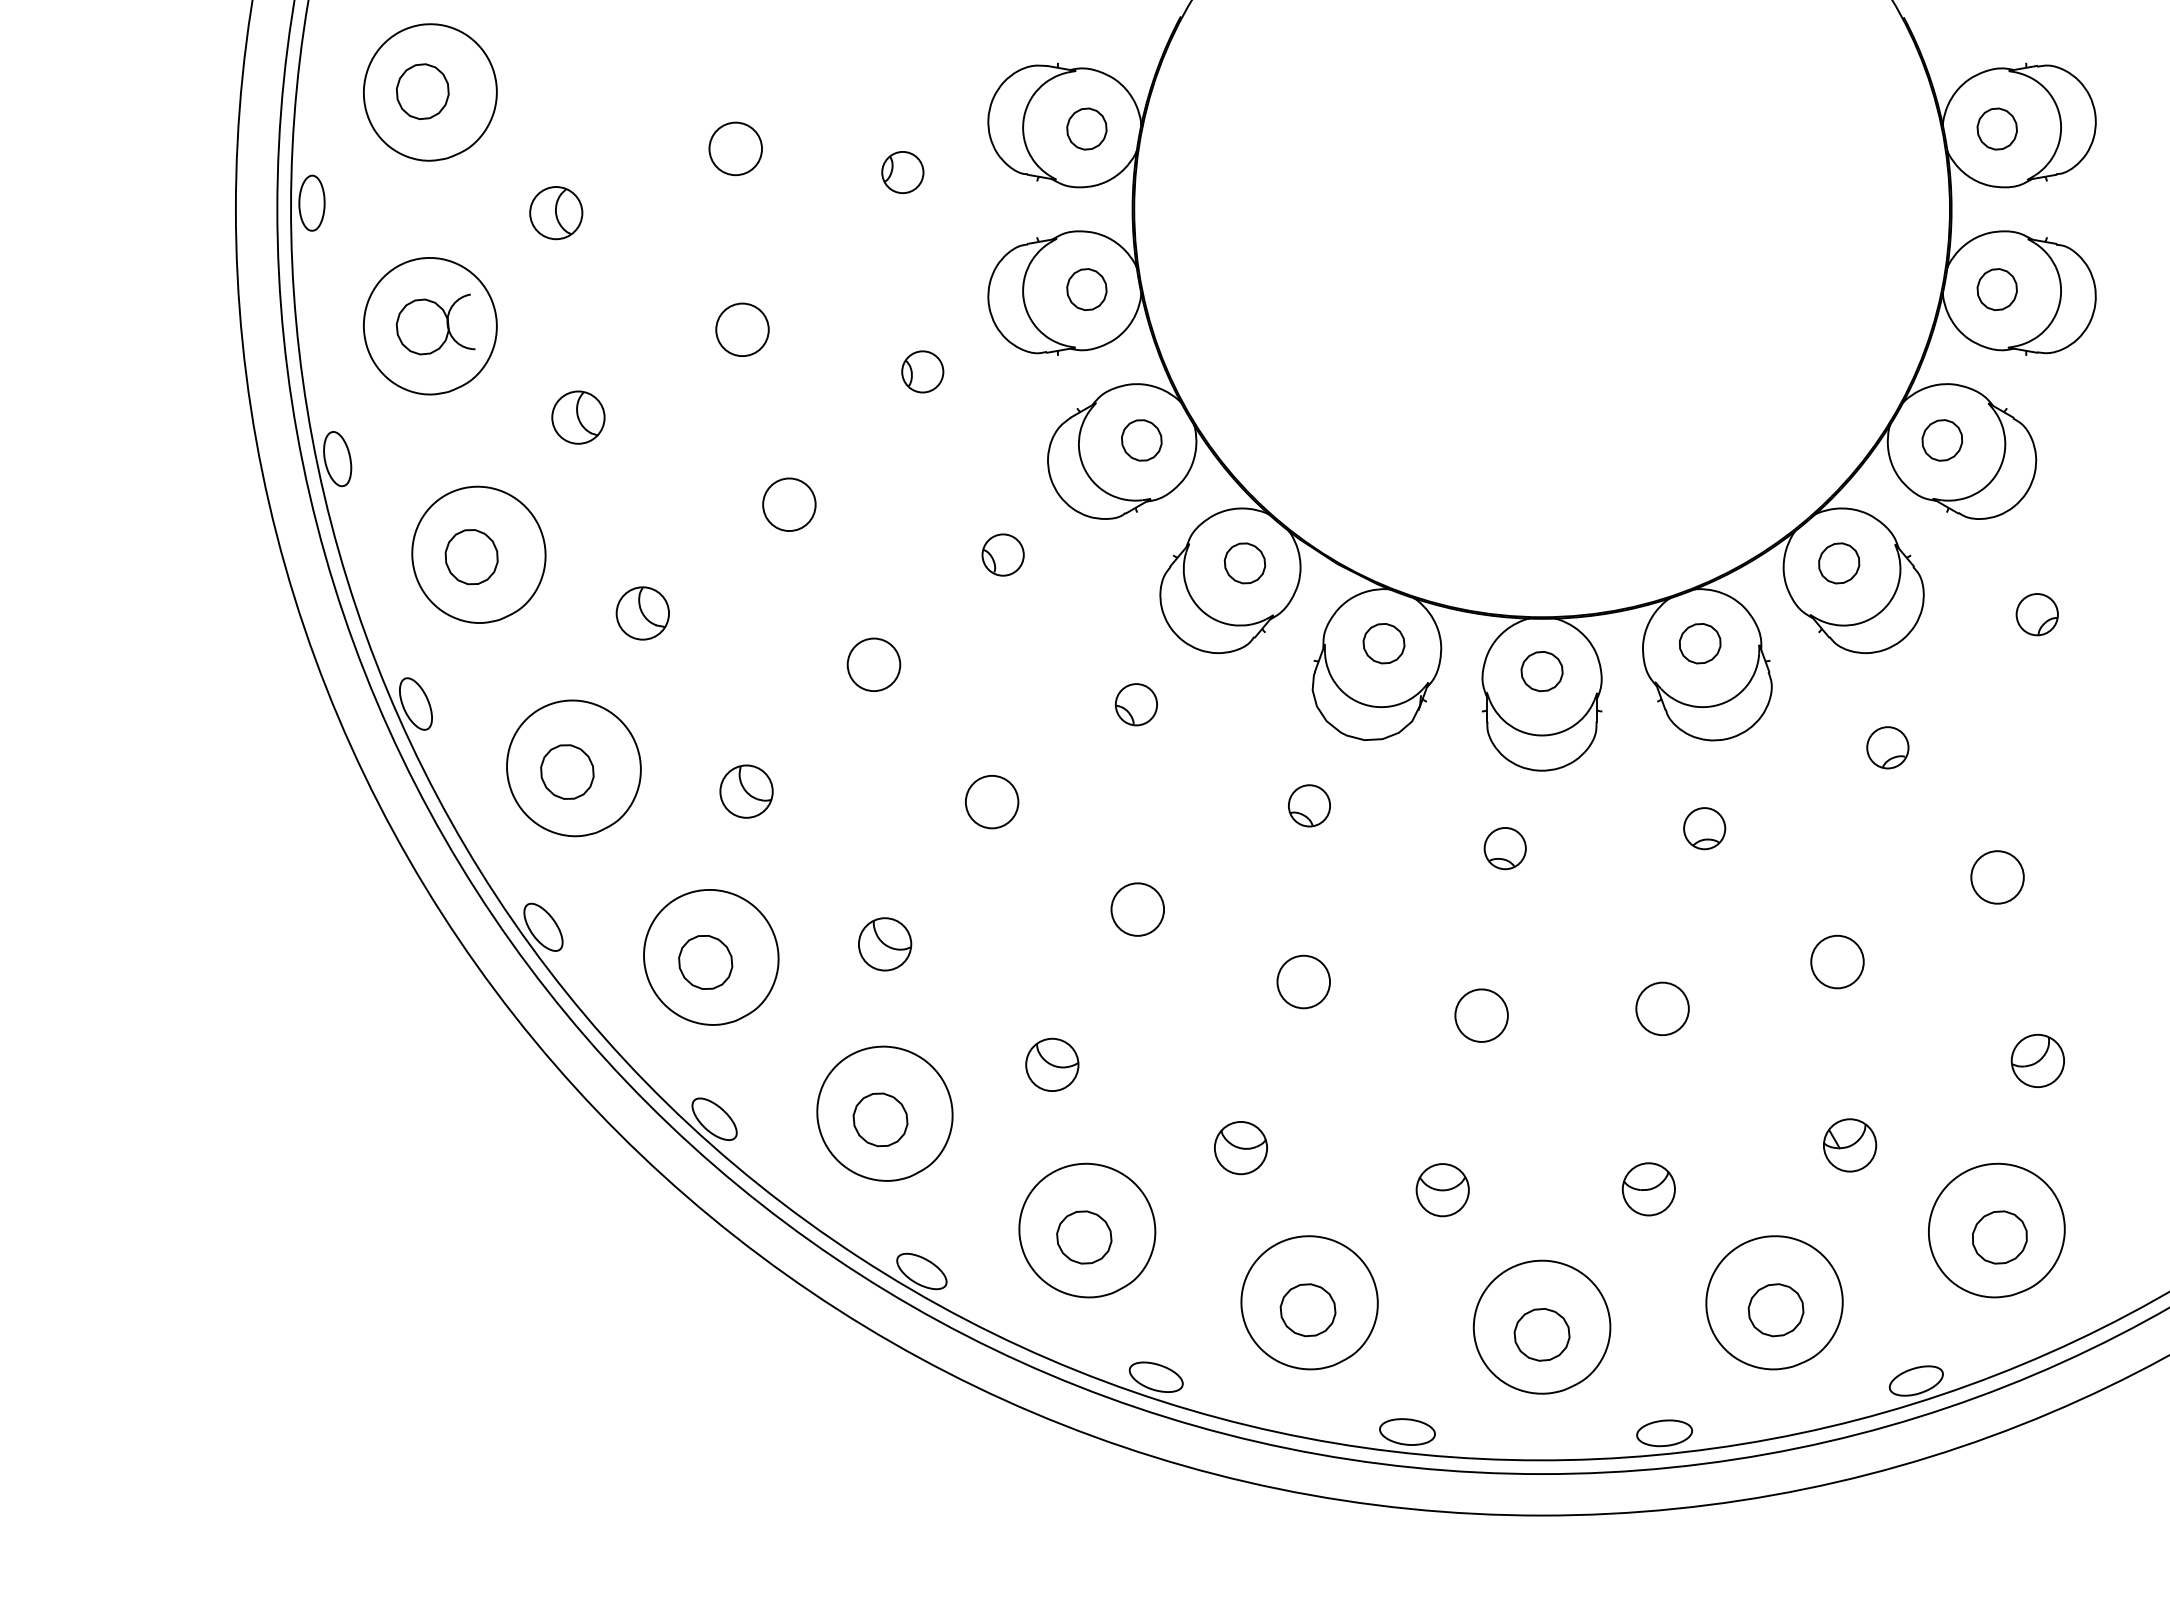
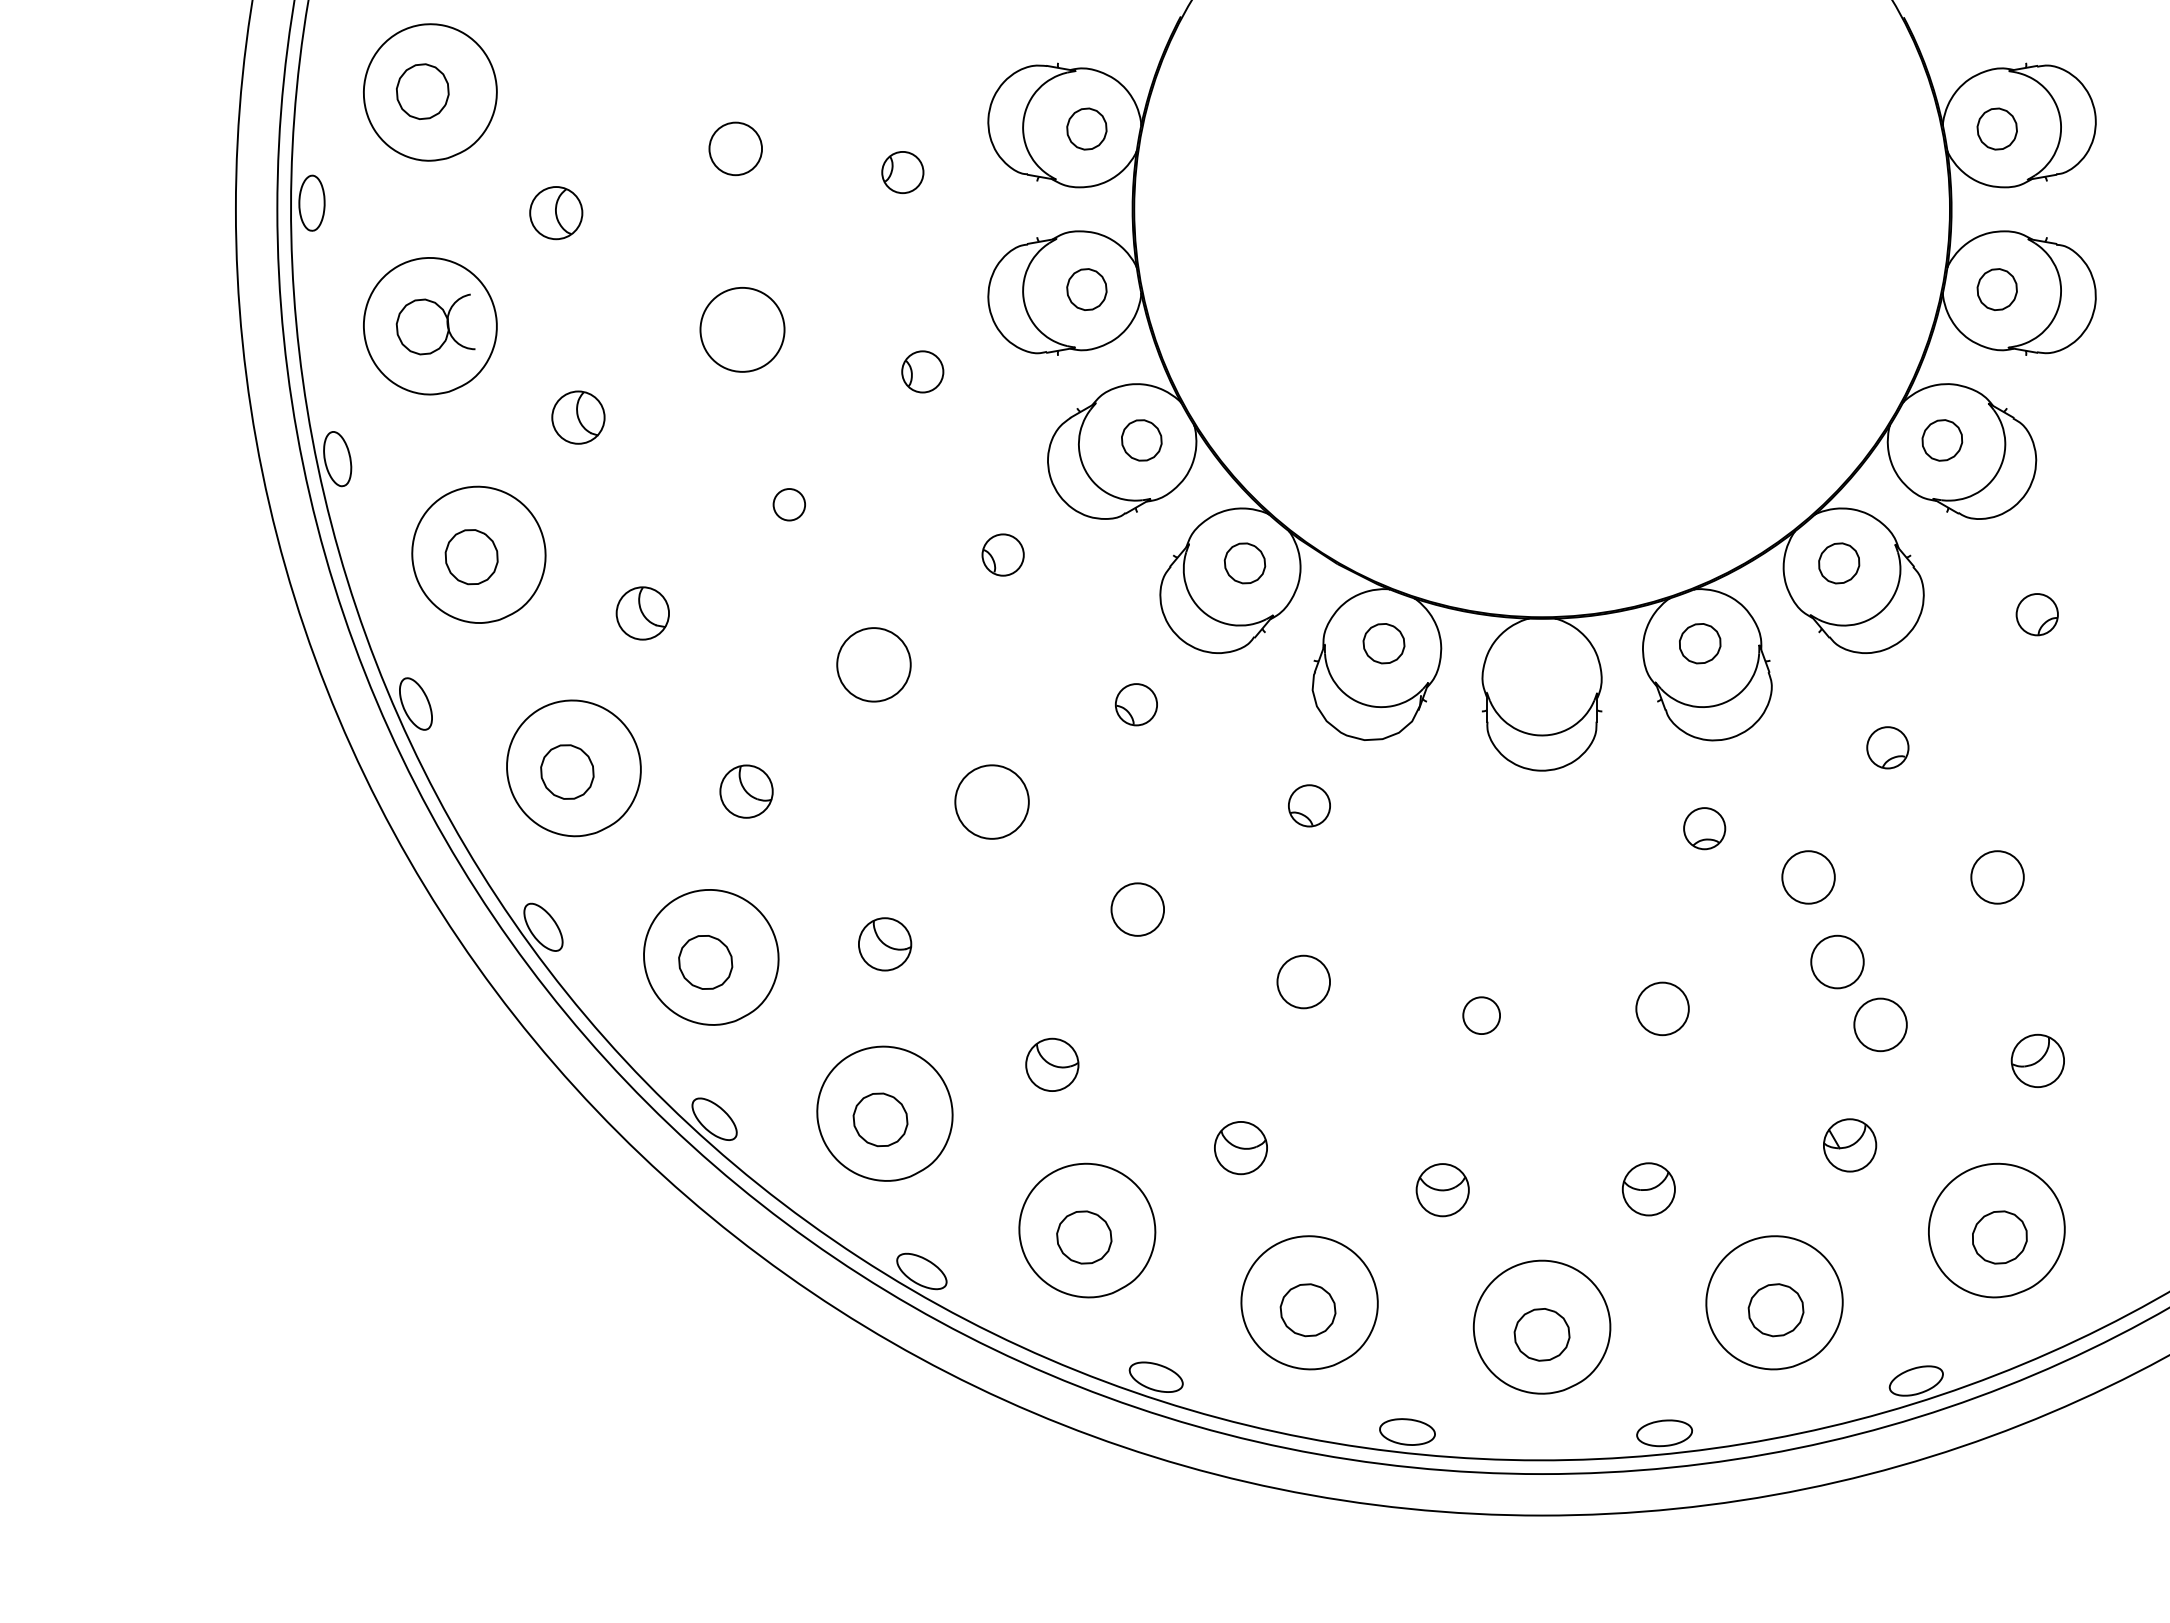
circle diameter: 53 px -> 84 px (742, 329)
circle diameter: 53 px -> 32 px (789, 504)
circle diameter: 53 px -> 74 px (873, 664)
part: present -> none (1541, 671)
circle diameter: 53 px -> 74 px (991, 801)
part: present -> none (1504, 848)
circle: none -> present (1808, 877)
circle diameter: 53 px -> 37 px (1481, 1015)
circle: none -> present (1880, 1024)
